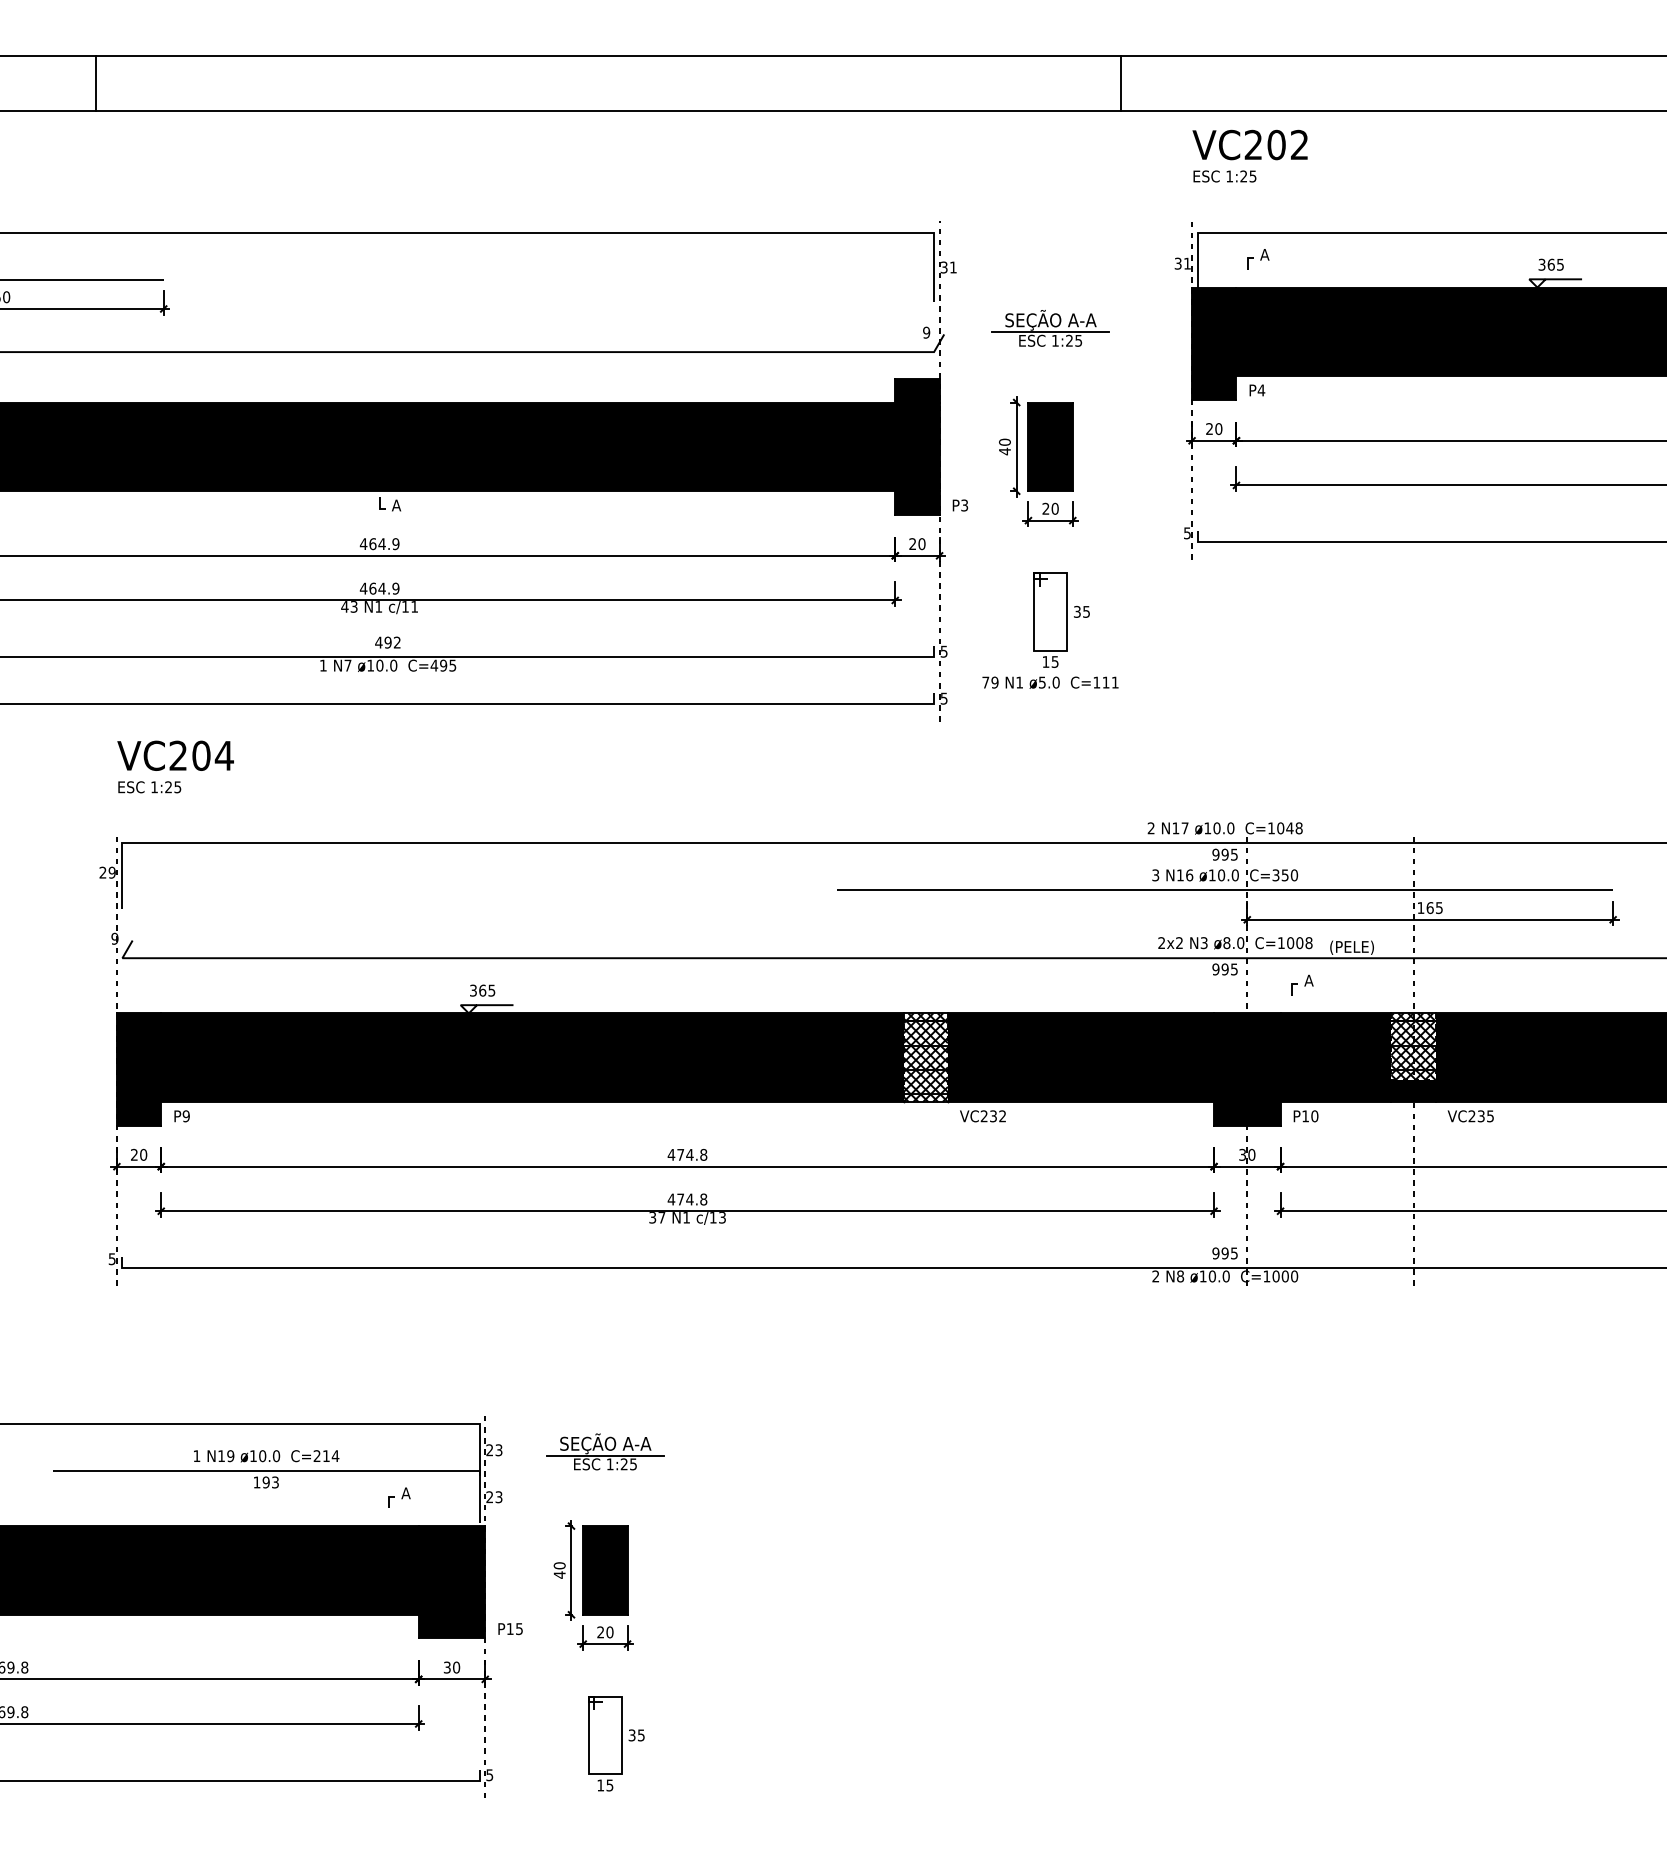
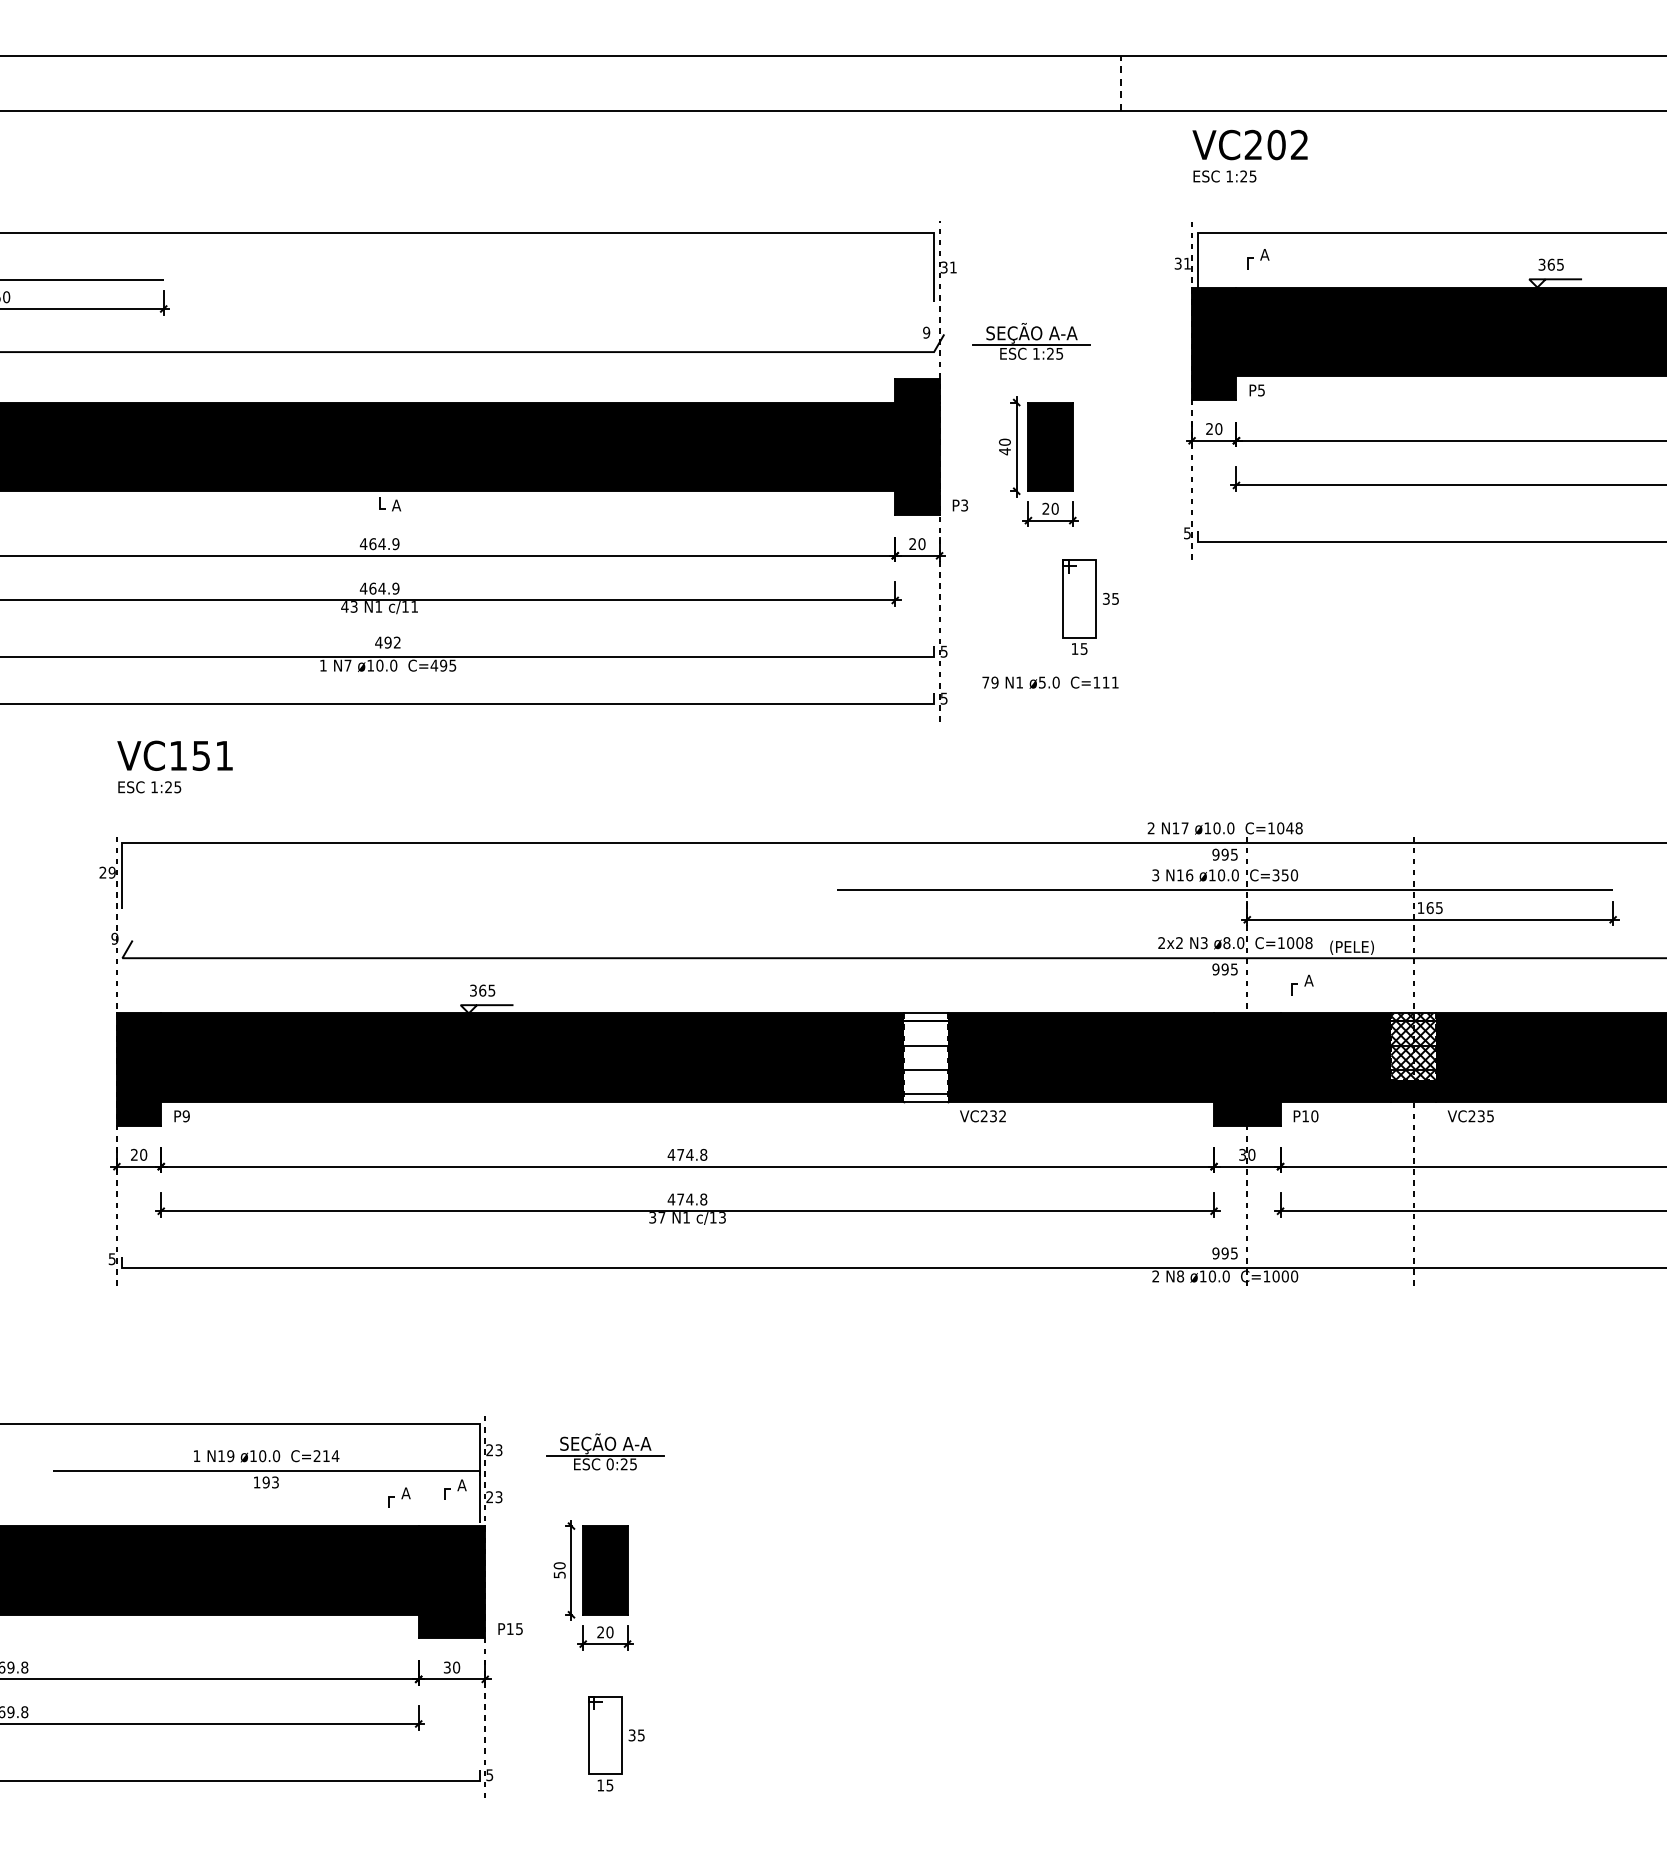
line: present -> none (95, 83)
line: solid -> dashed (1121, 83)
part position: (1050, 328) -> (1031, 341) (1031, 341)
text: P4 -> P5 (1261, 390)
part position: (1061, 619) -> (1090, 606) (1090, 606)
text: VC204 -> VC151 (201, 755)
hatch: present -> none (925, 1057)
text: 1:25 -> 0:25 (609, 1464)
part: none -> present (455, 1489)
text: 40 -> 50 (559, 1574)
